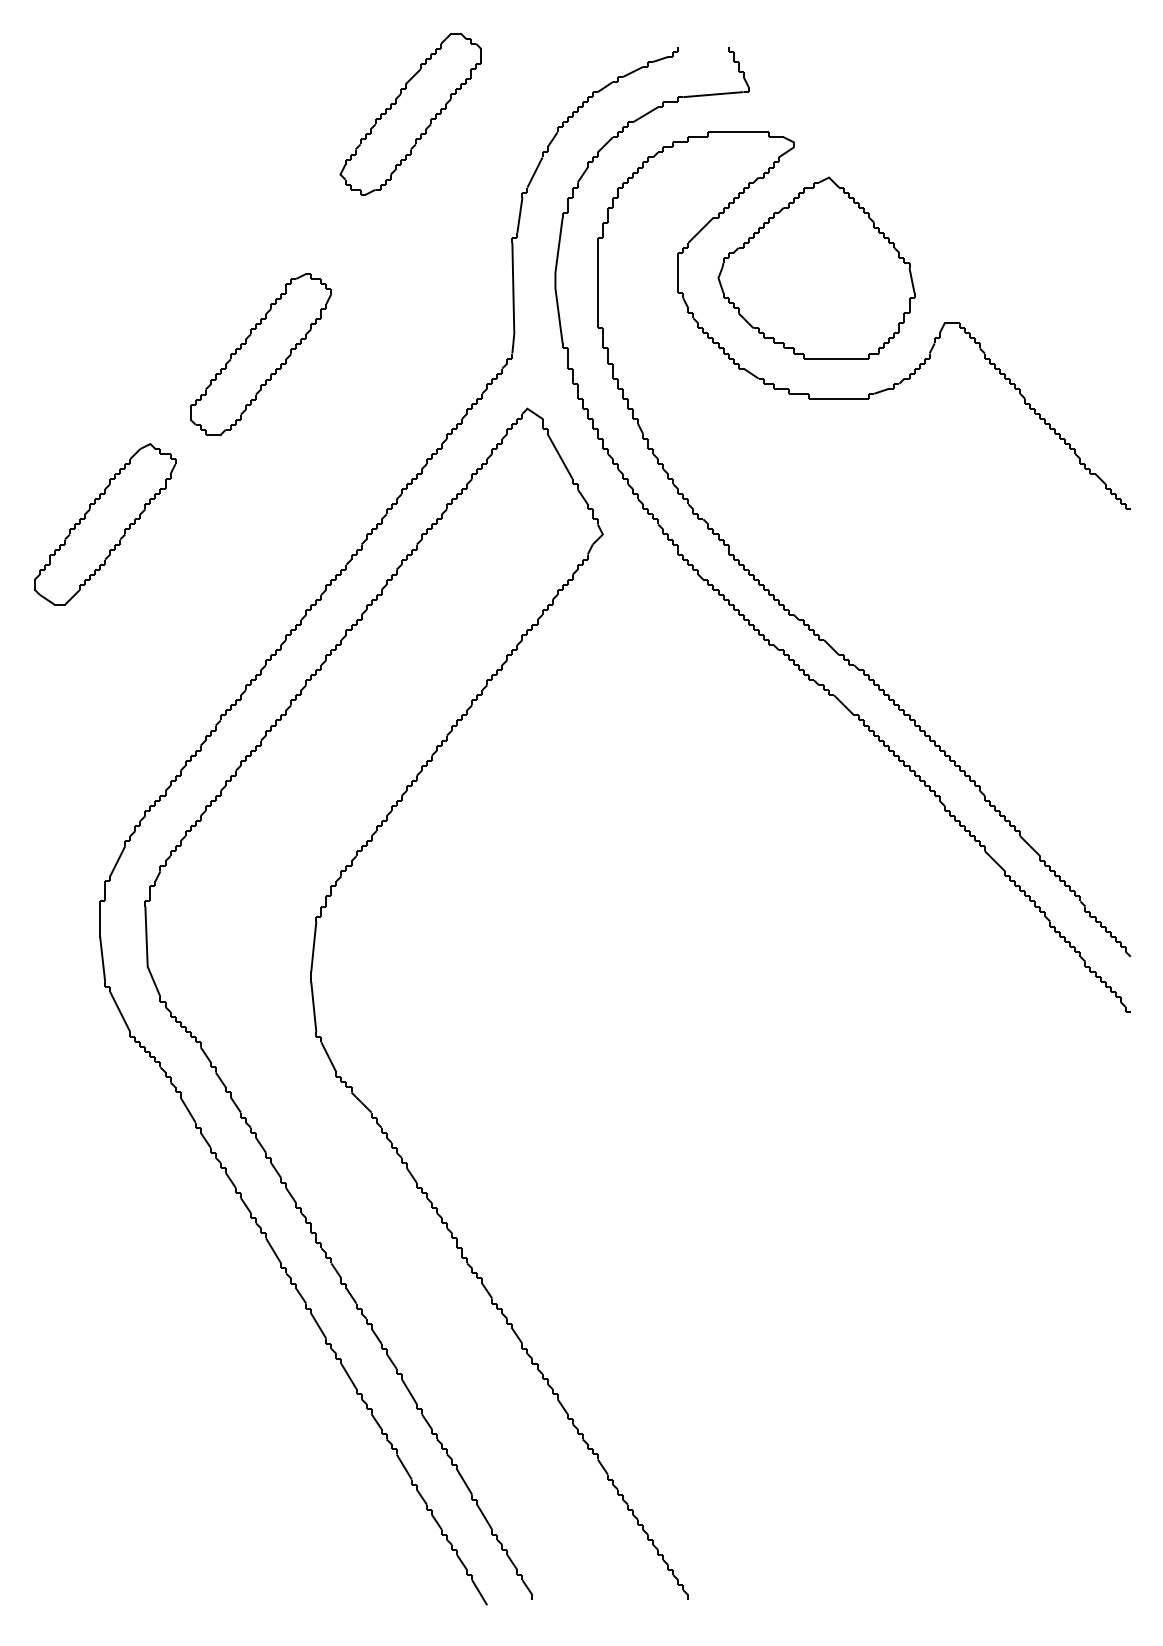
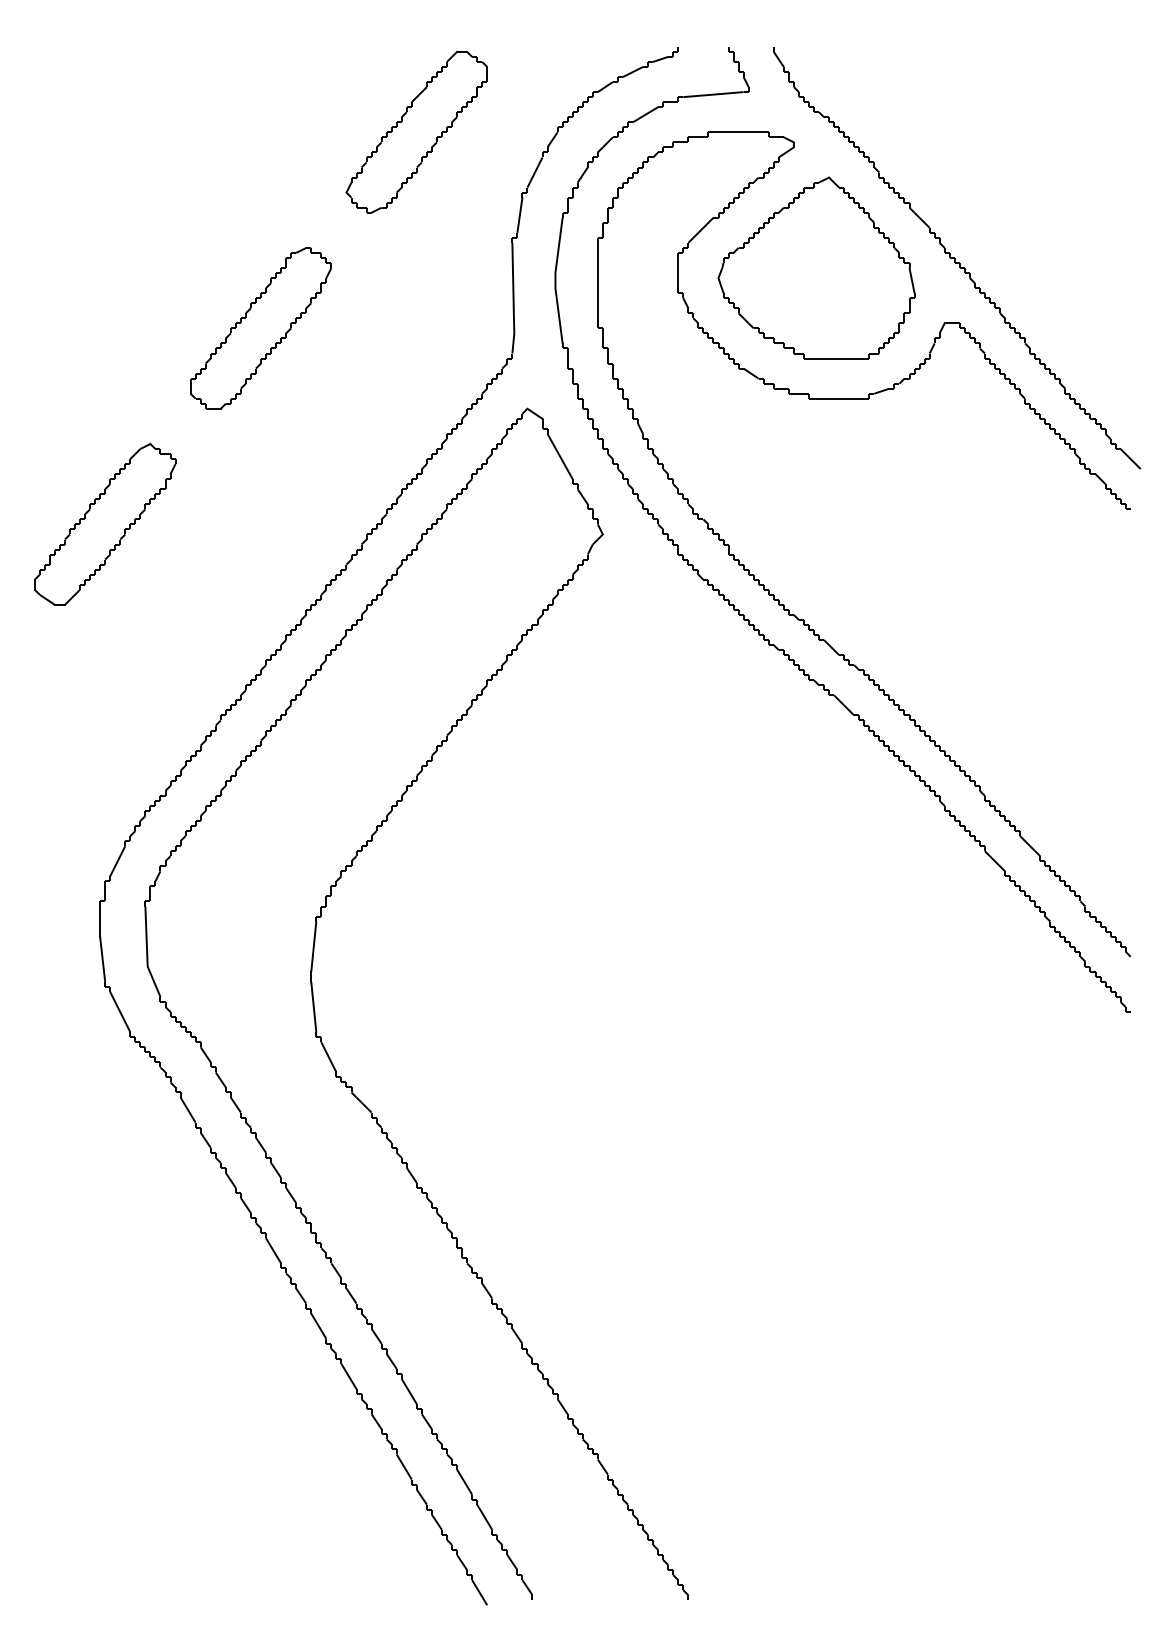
part position: (410, 114) -> (416, 132) (416, 132)
part: none -> present (957, 258)
part position: (260, 354) -> (260, 328) (260, 328)
